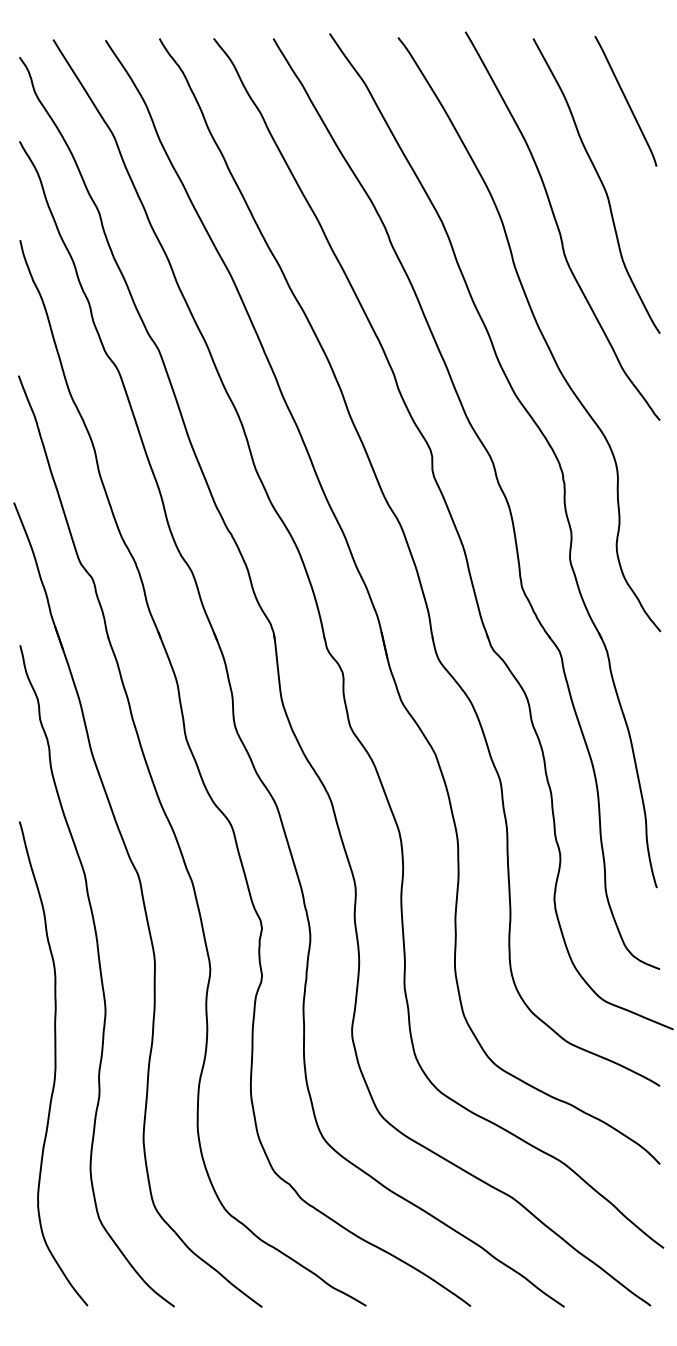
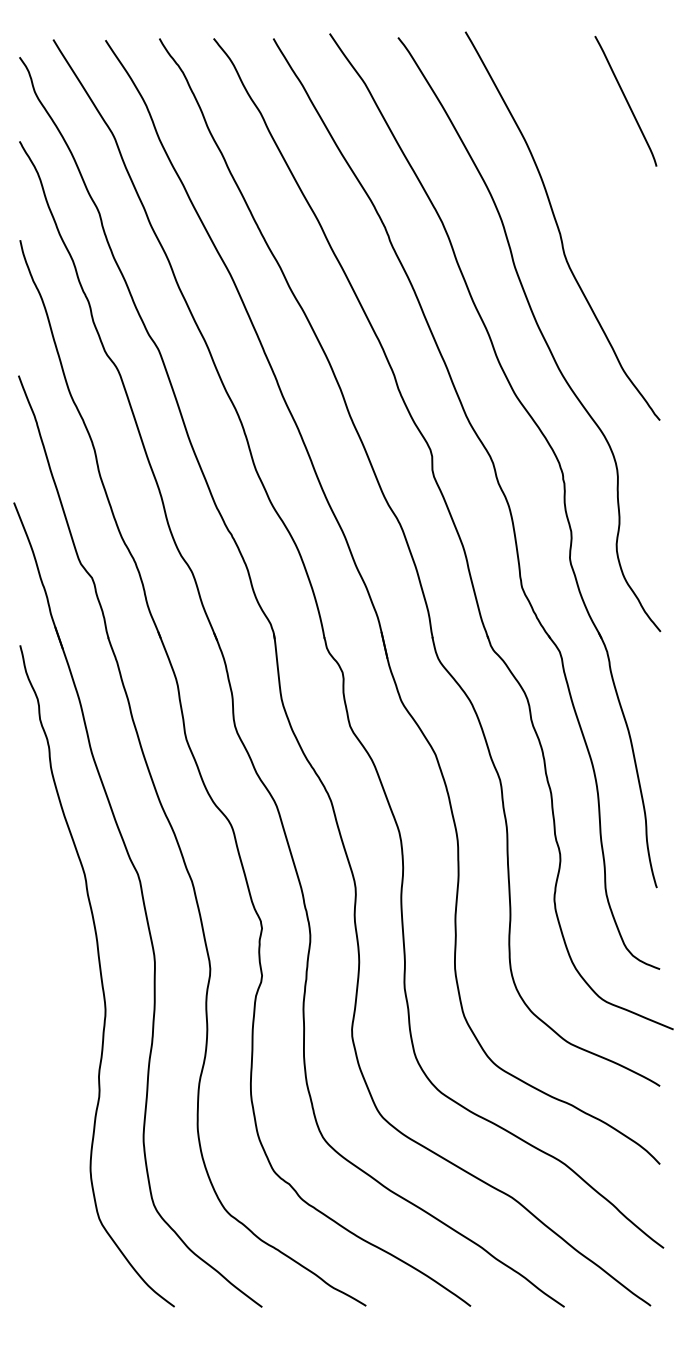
curve: present -> none (600, 182)
curve: present -> none (54, 1063)
